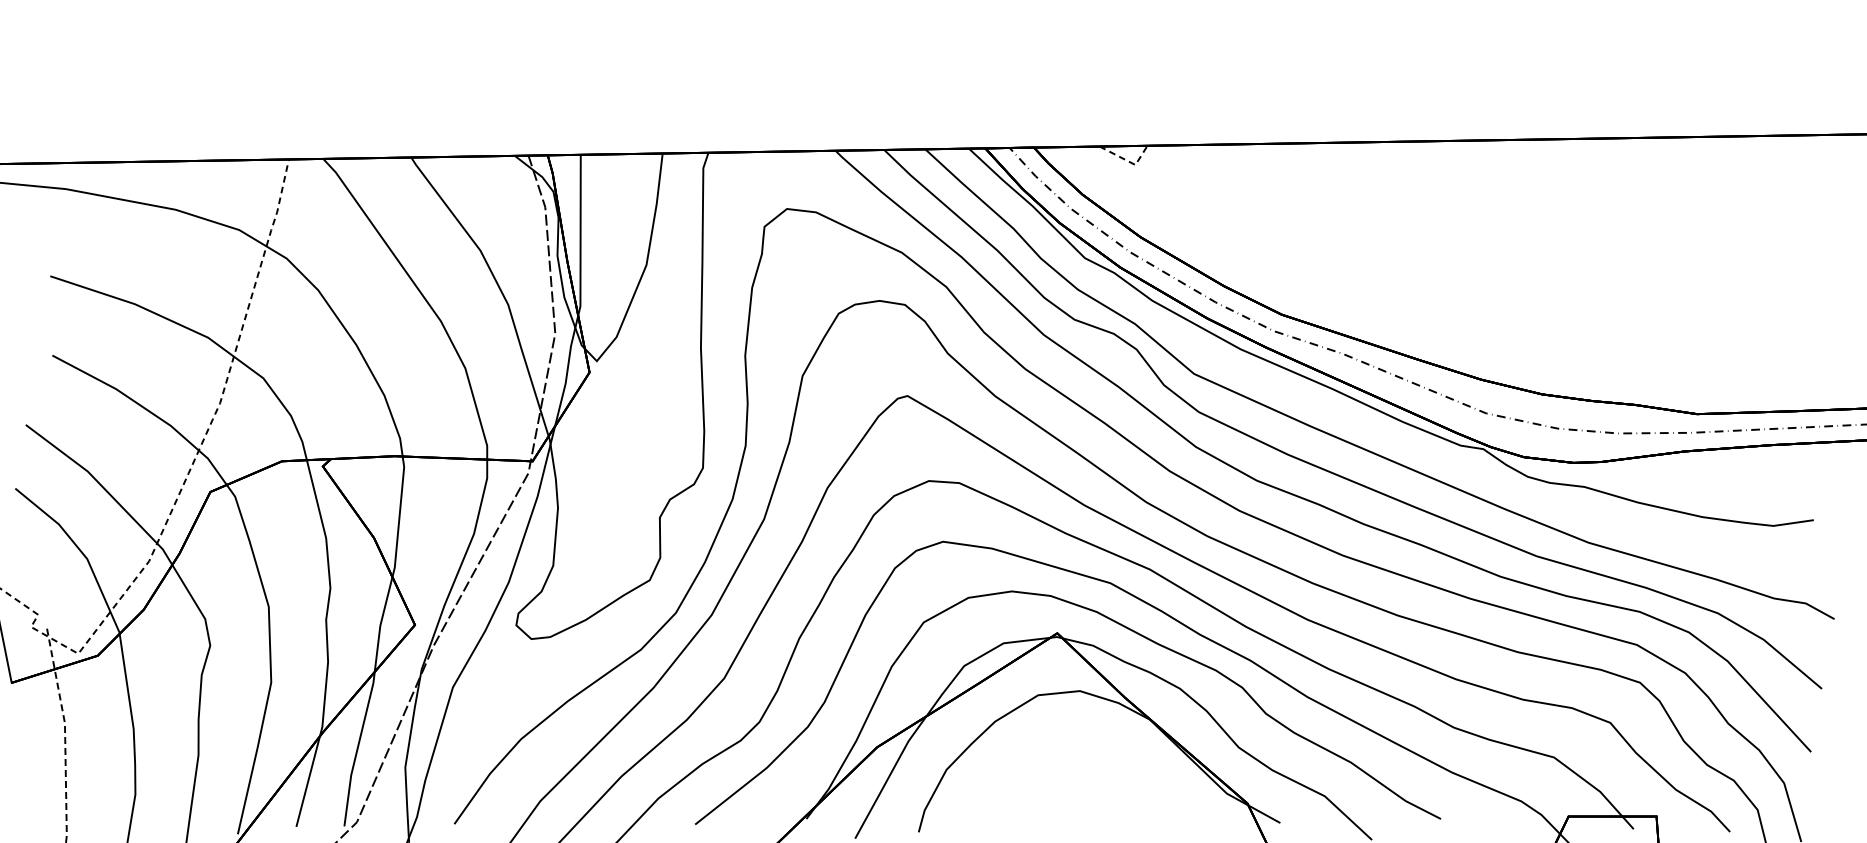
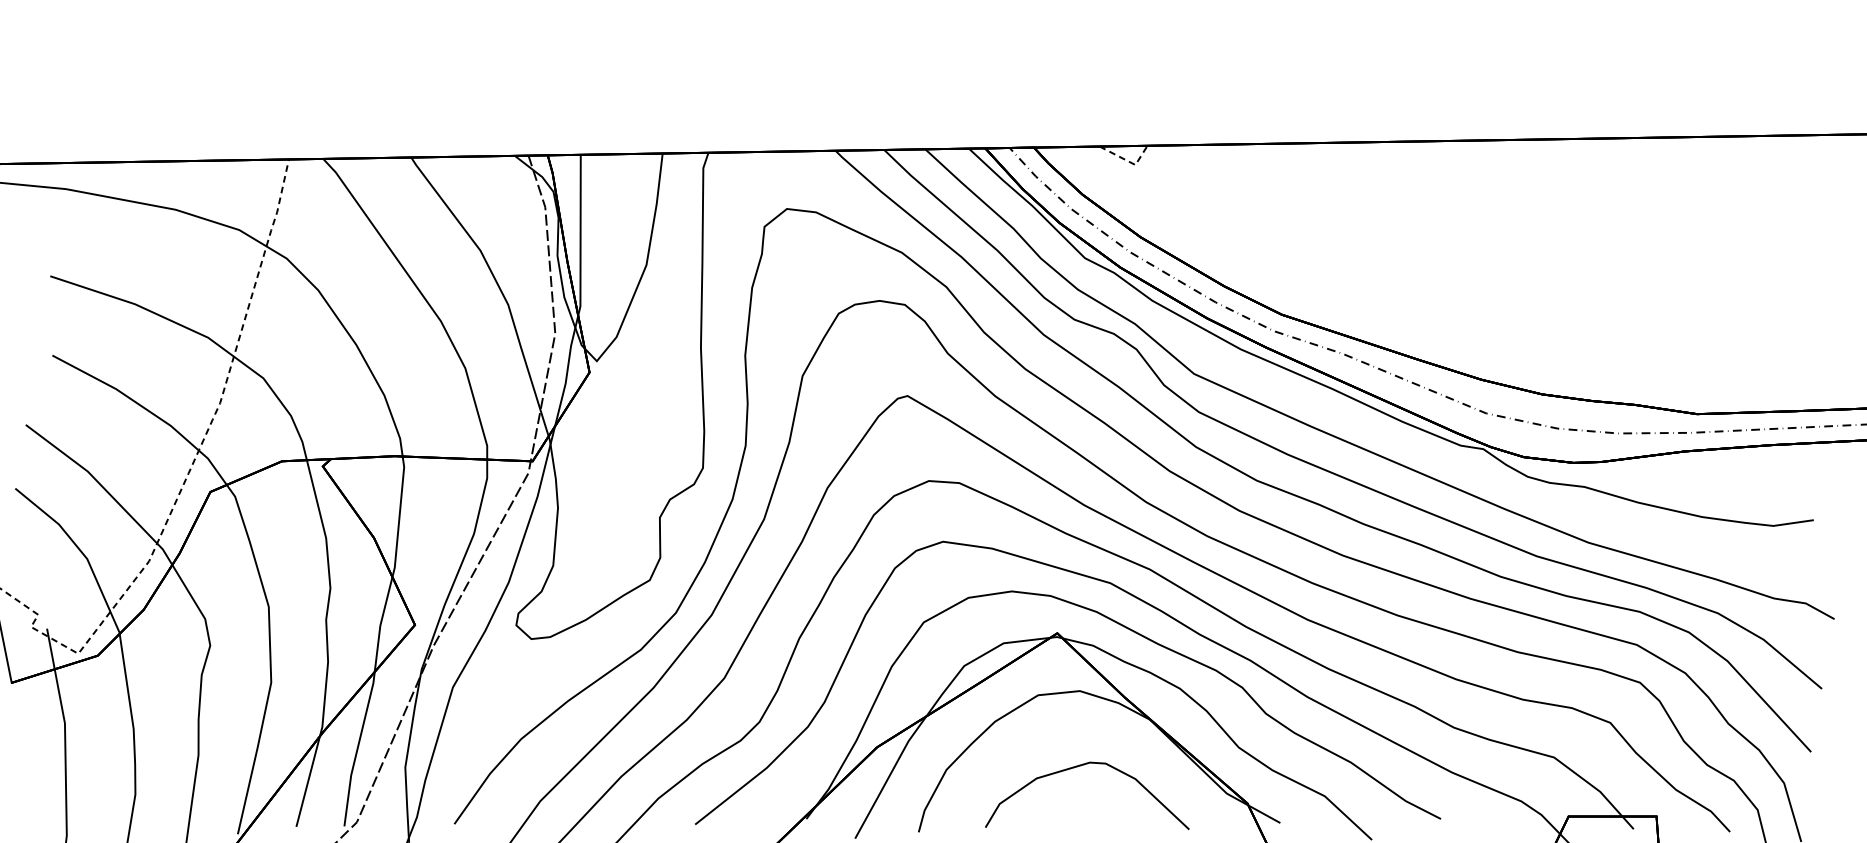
line: dashed -> solid (65, 735)
curve: none -> present (1081, 766)
